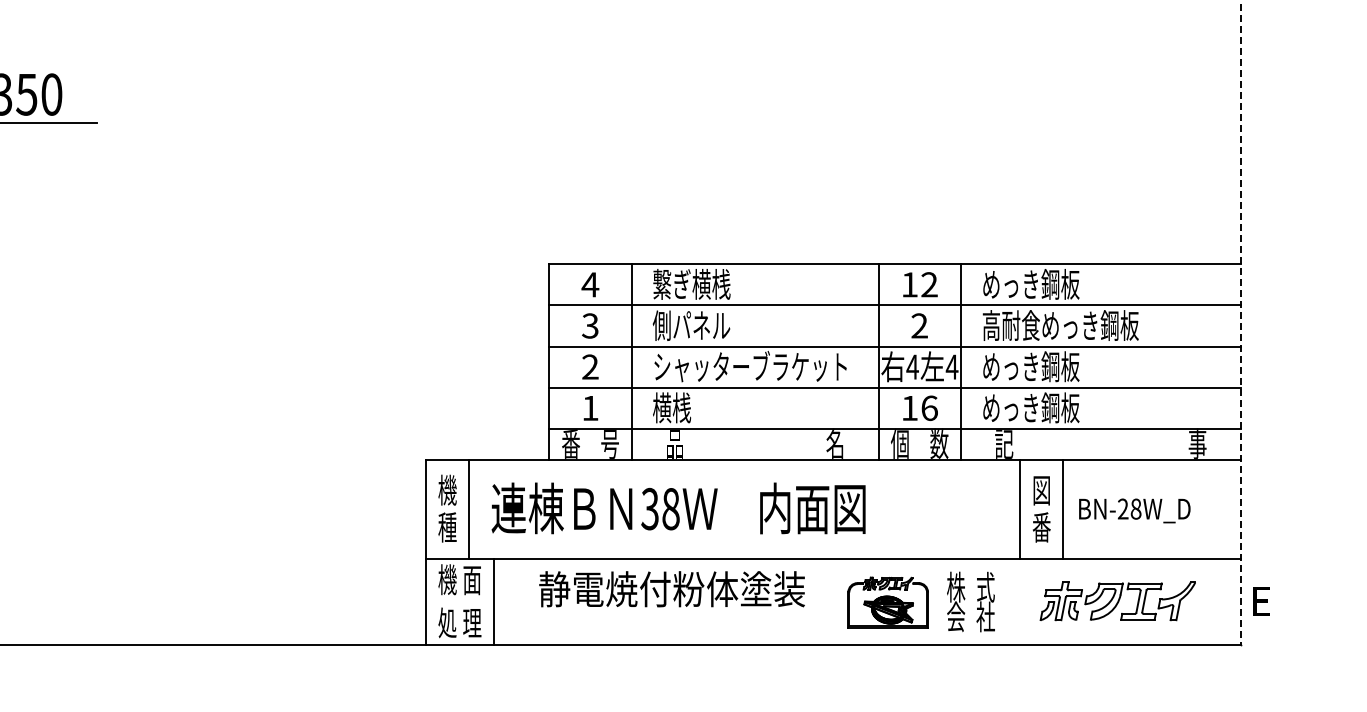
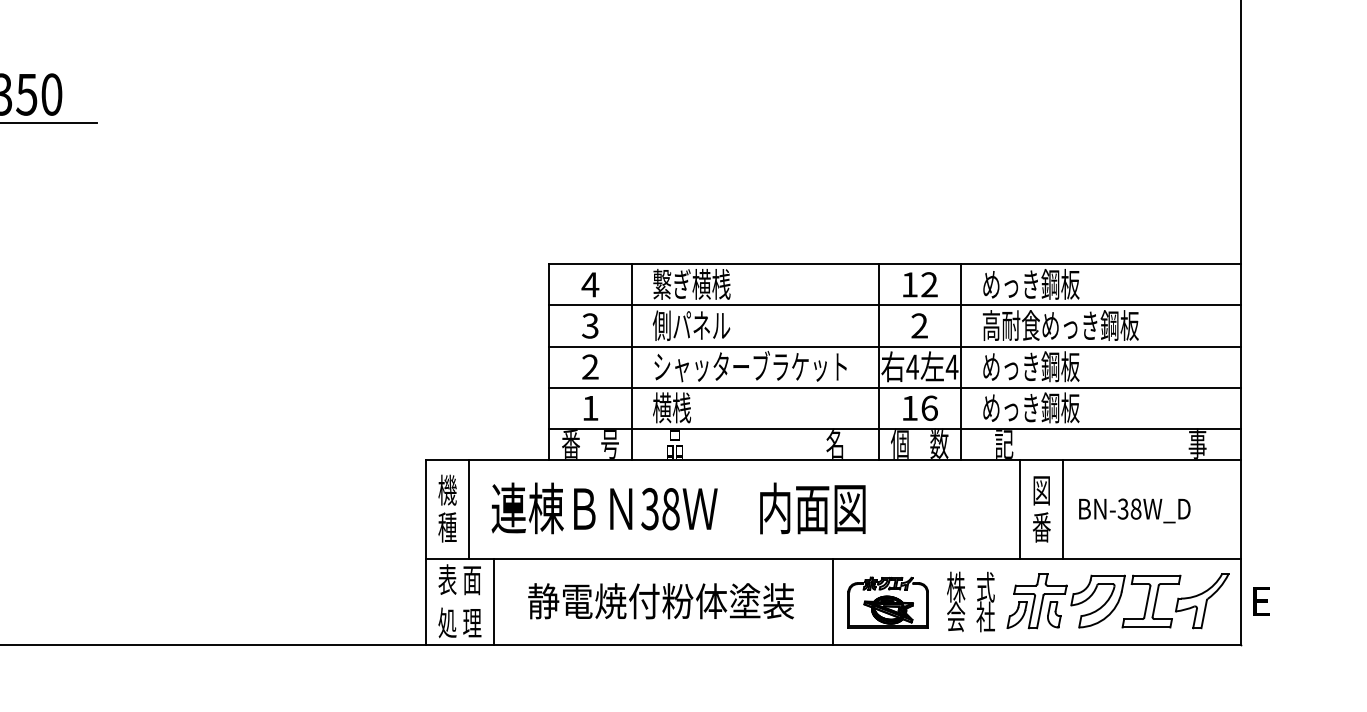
line: dashed -> solid (1240, 322)
text: BN-28W_D -> BN-38W_D (1122, 509)
text: 機 -> 表 (447, 579)
text position: (671, 589) -> (660, 601) (660, 601)
line: none -> present (833, 601)
part size: 157x41 px -> 224x57 px (1117, 601)
